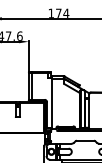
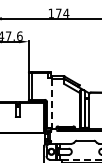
line: solid -> dashed (51, 103)
line: solid -> dashed (81, 160)
